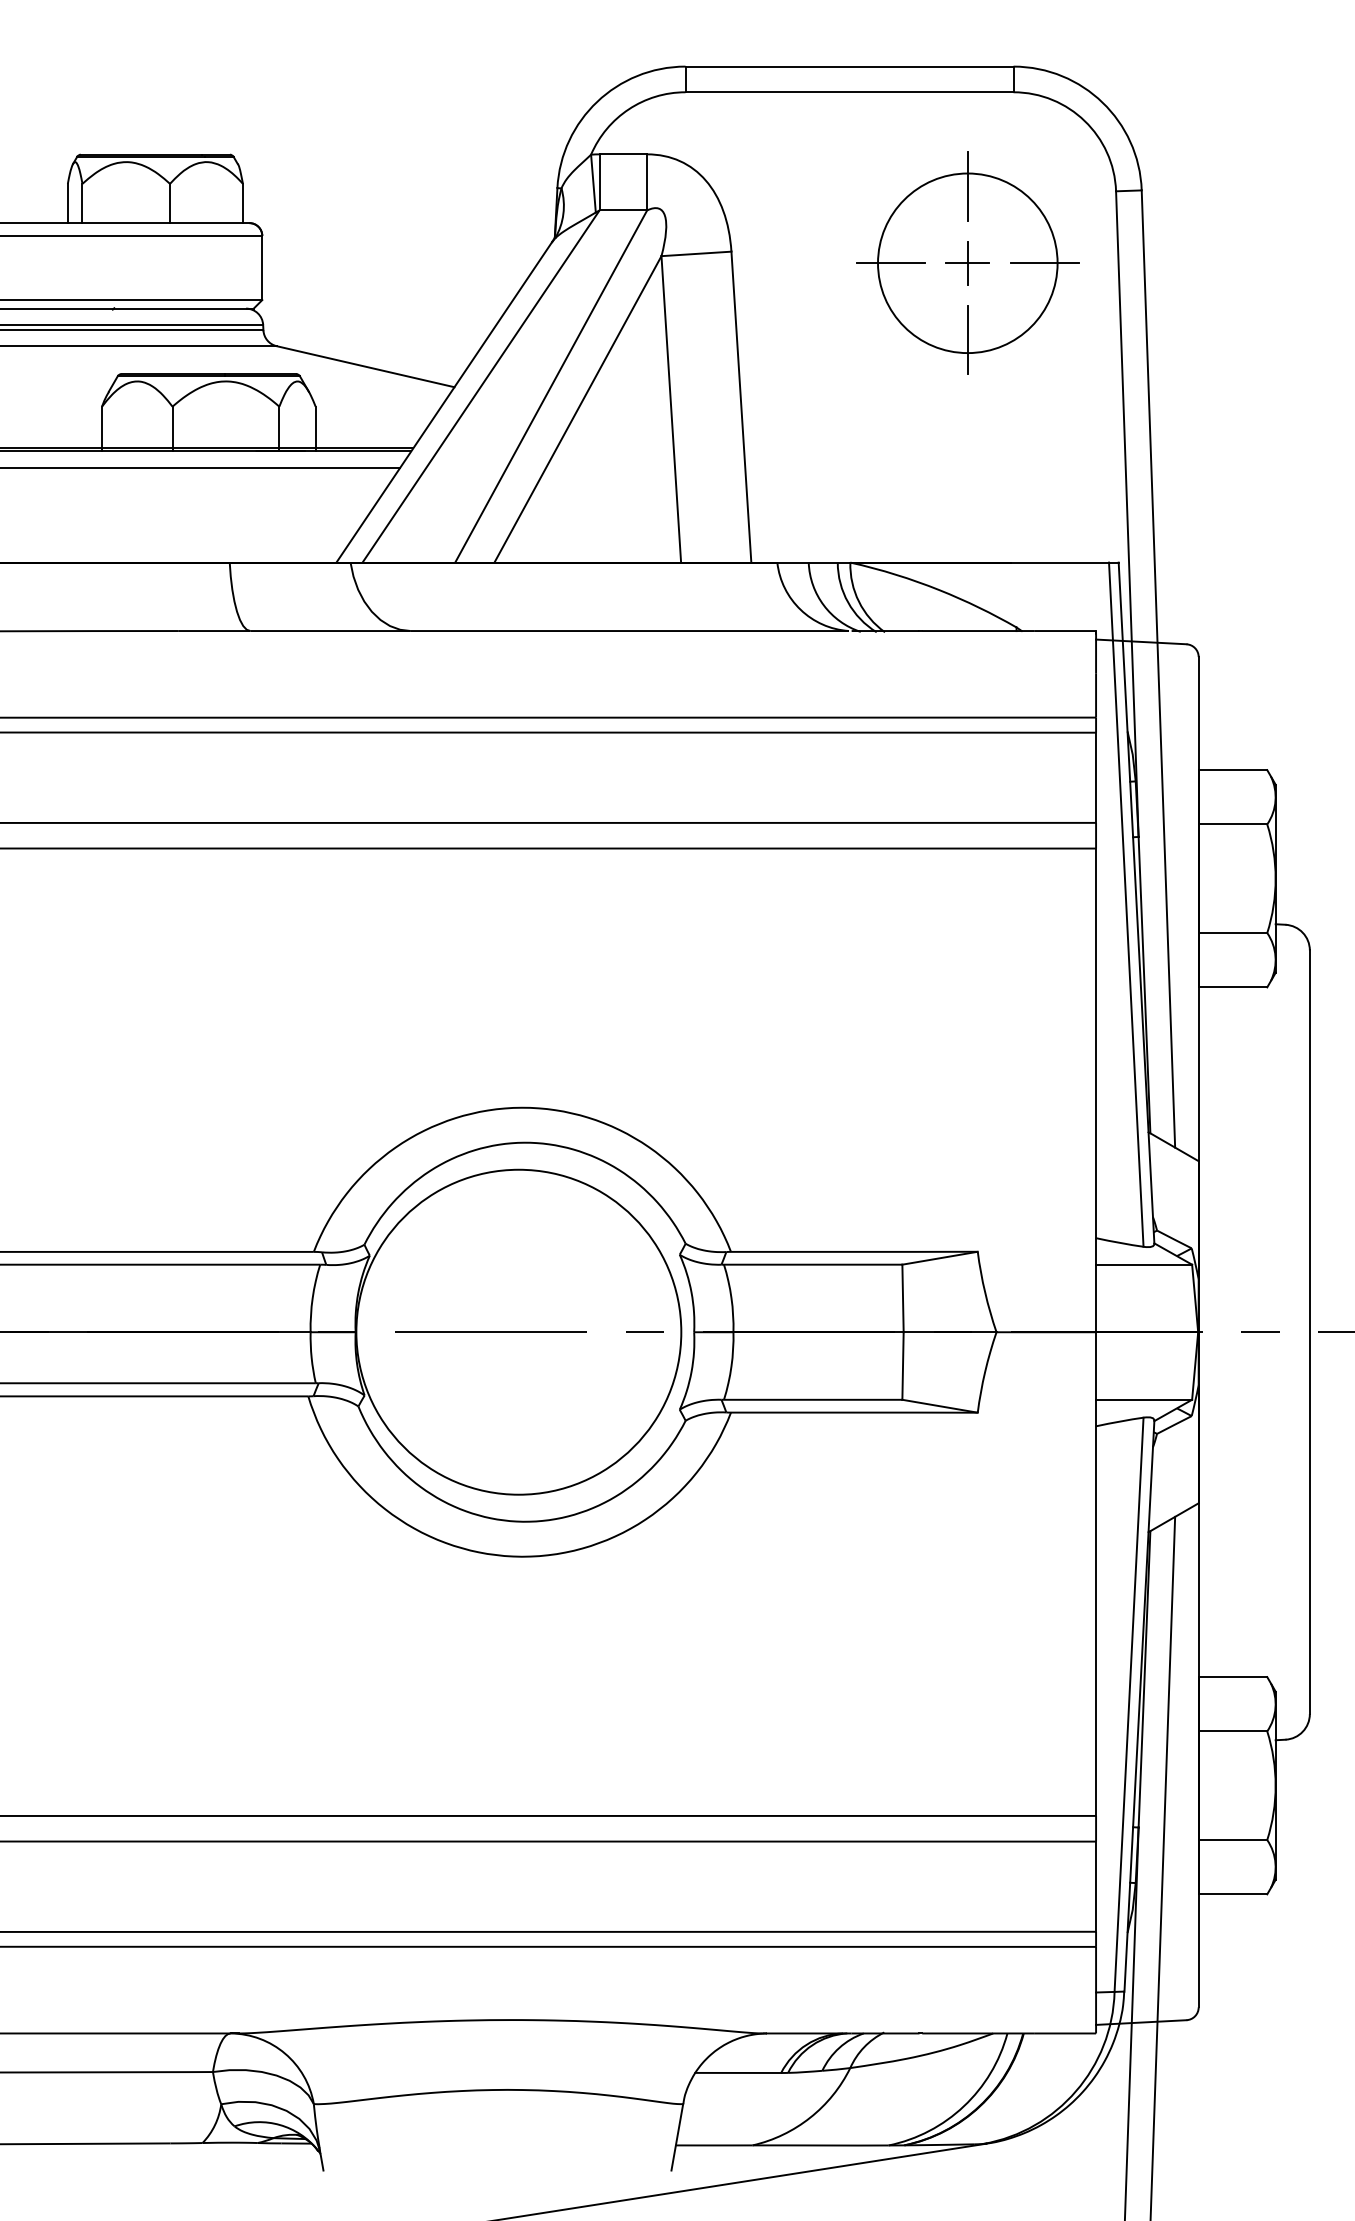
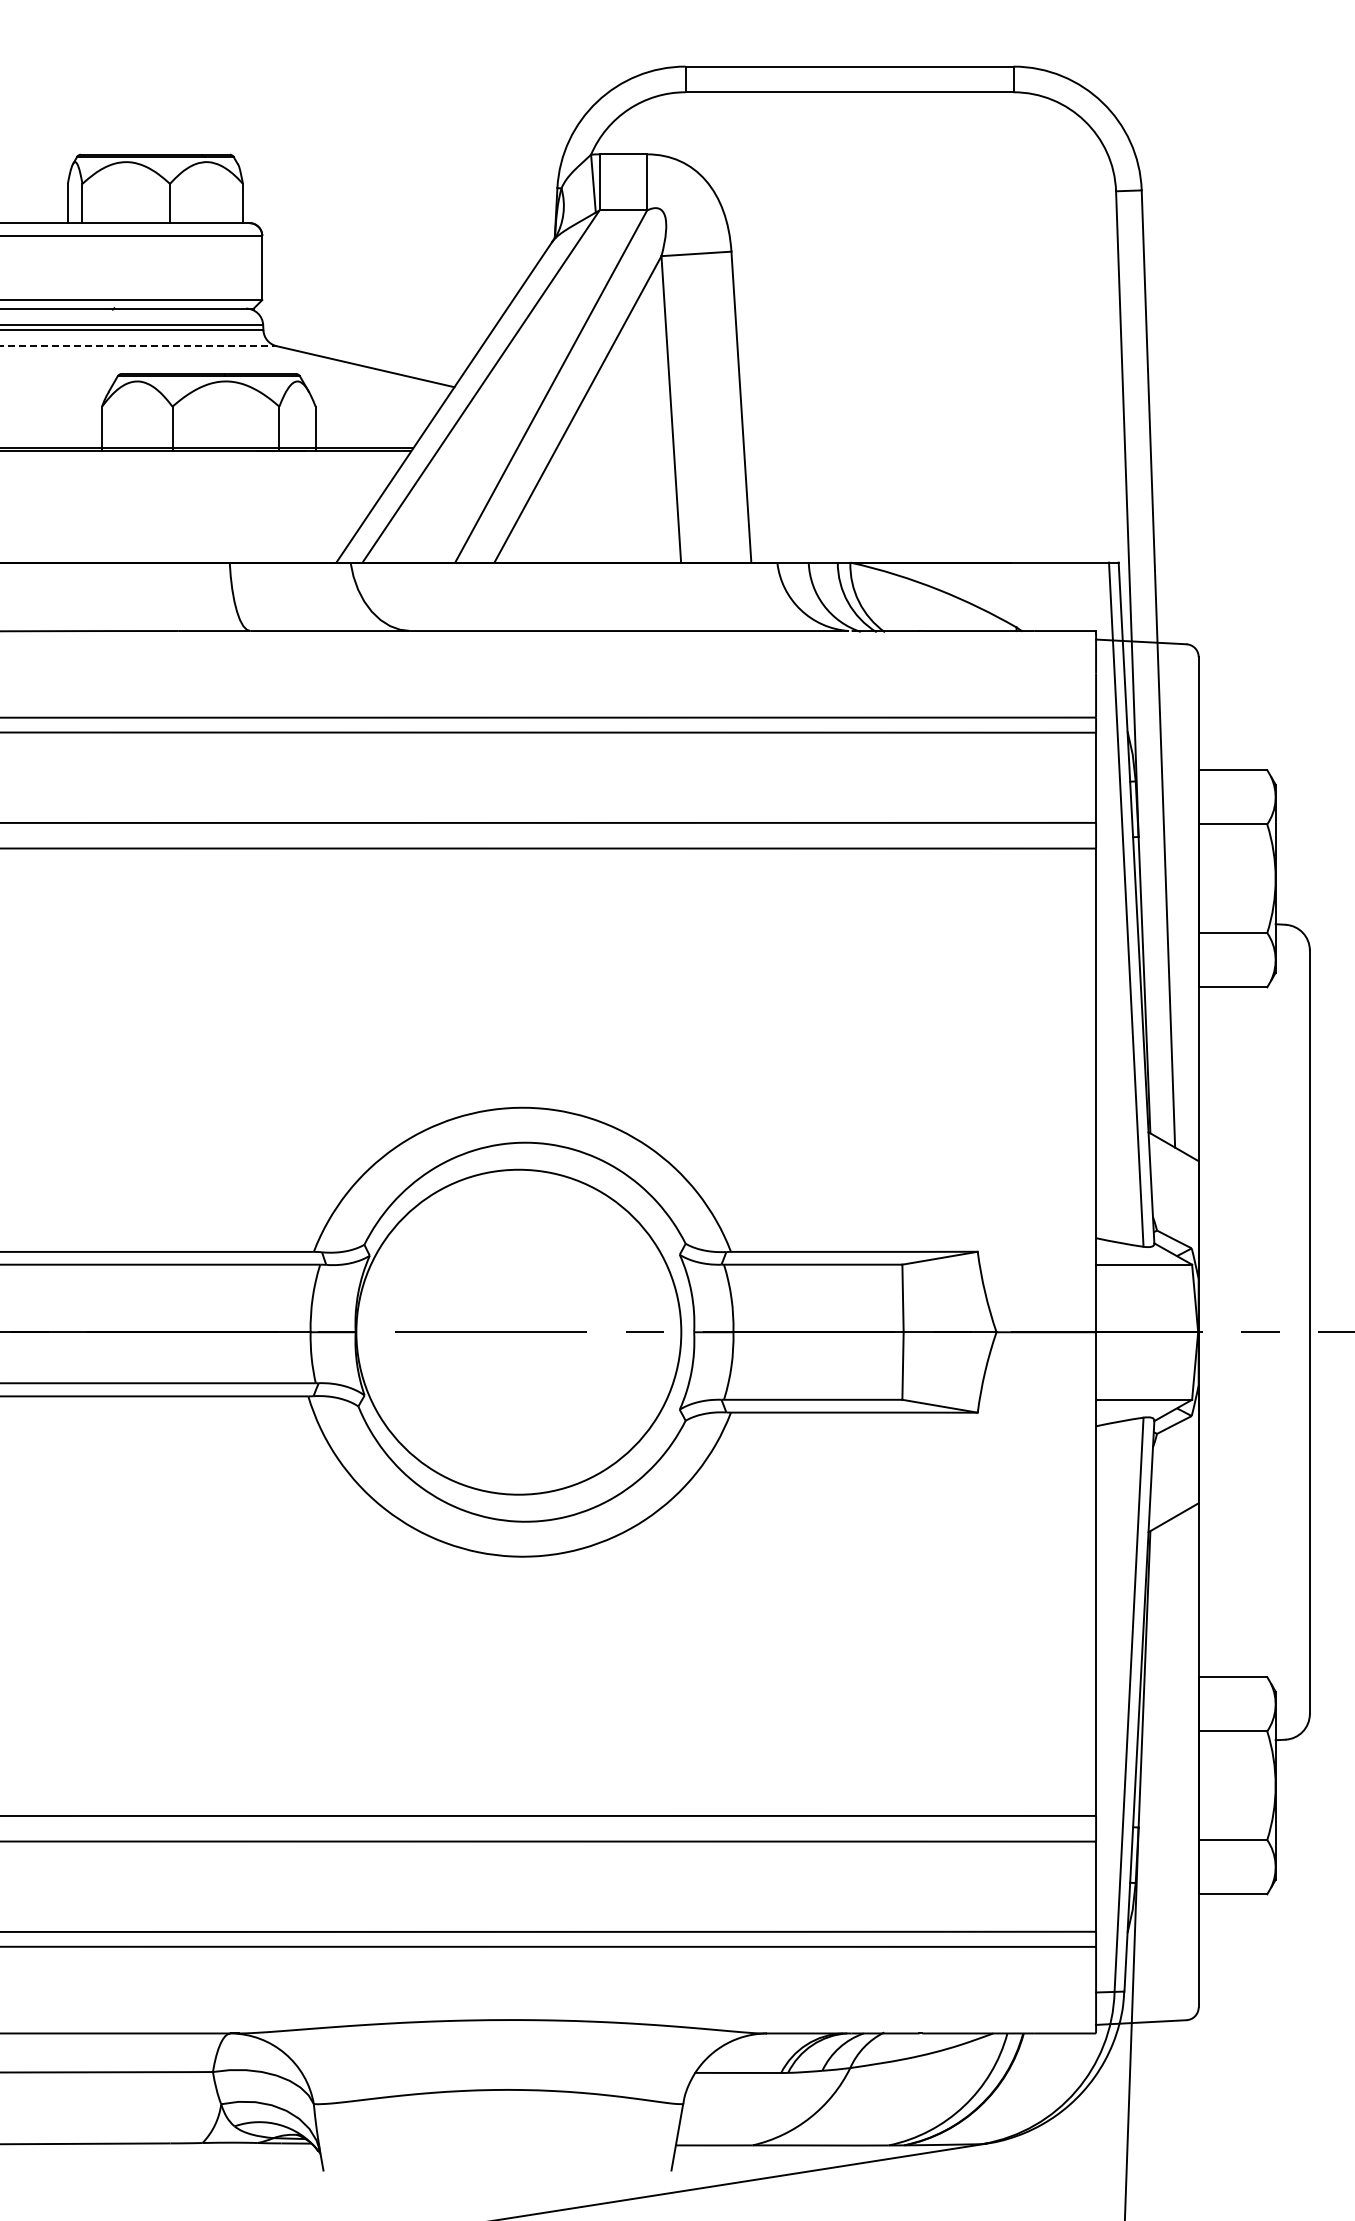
part: present -> none (967, 262)
line: solid -> dashed (138, 346)
line: present -> none (201, 467)
line: present -> none (1162, 1866)
